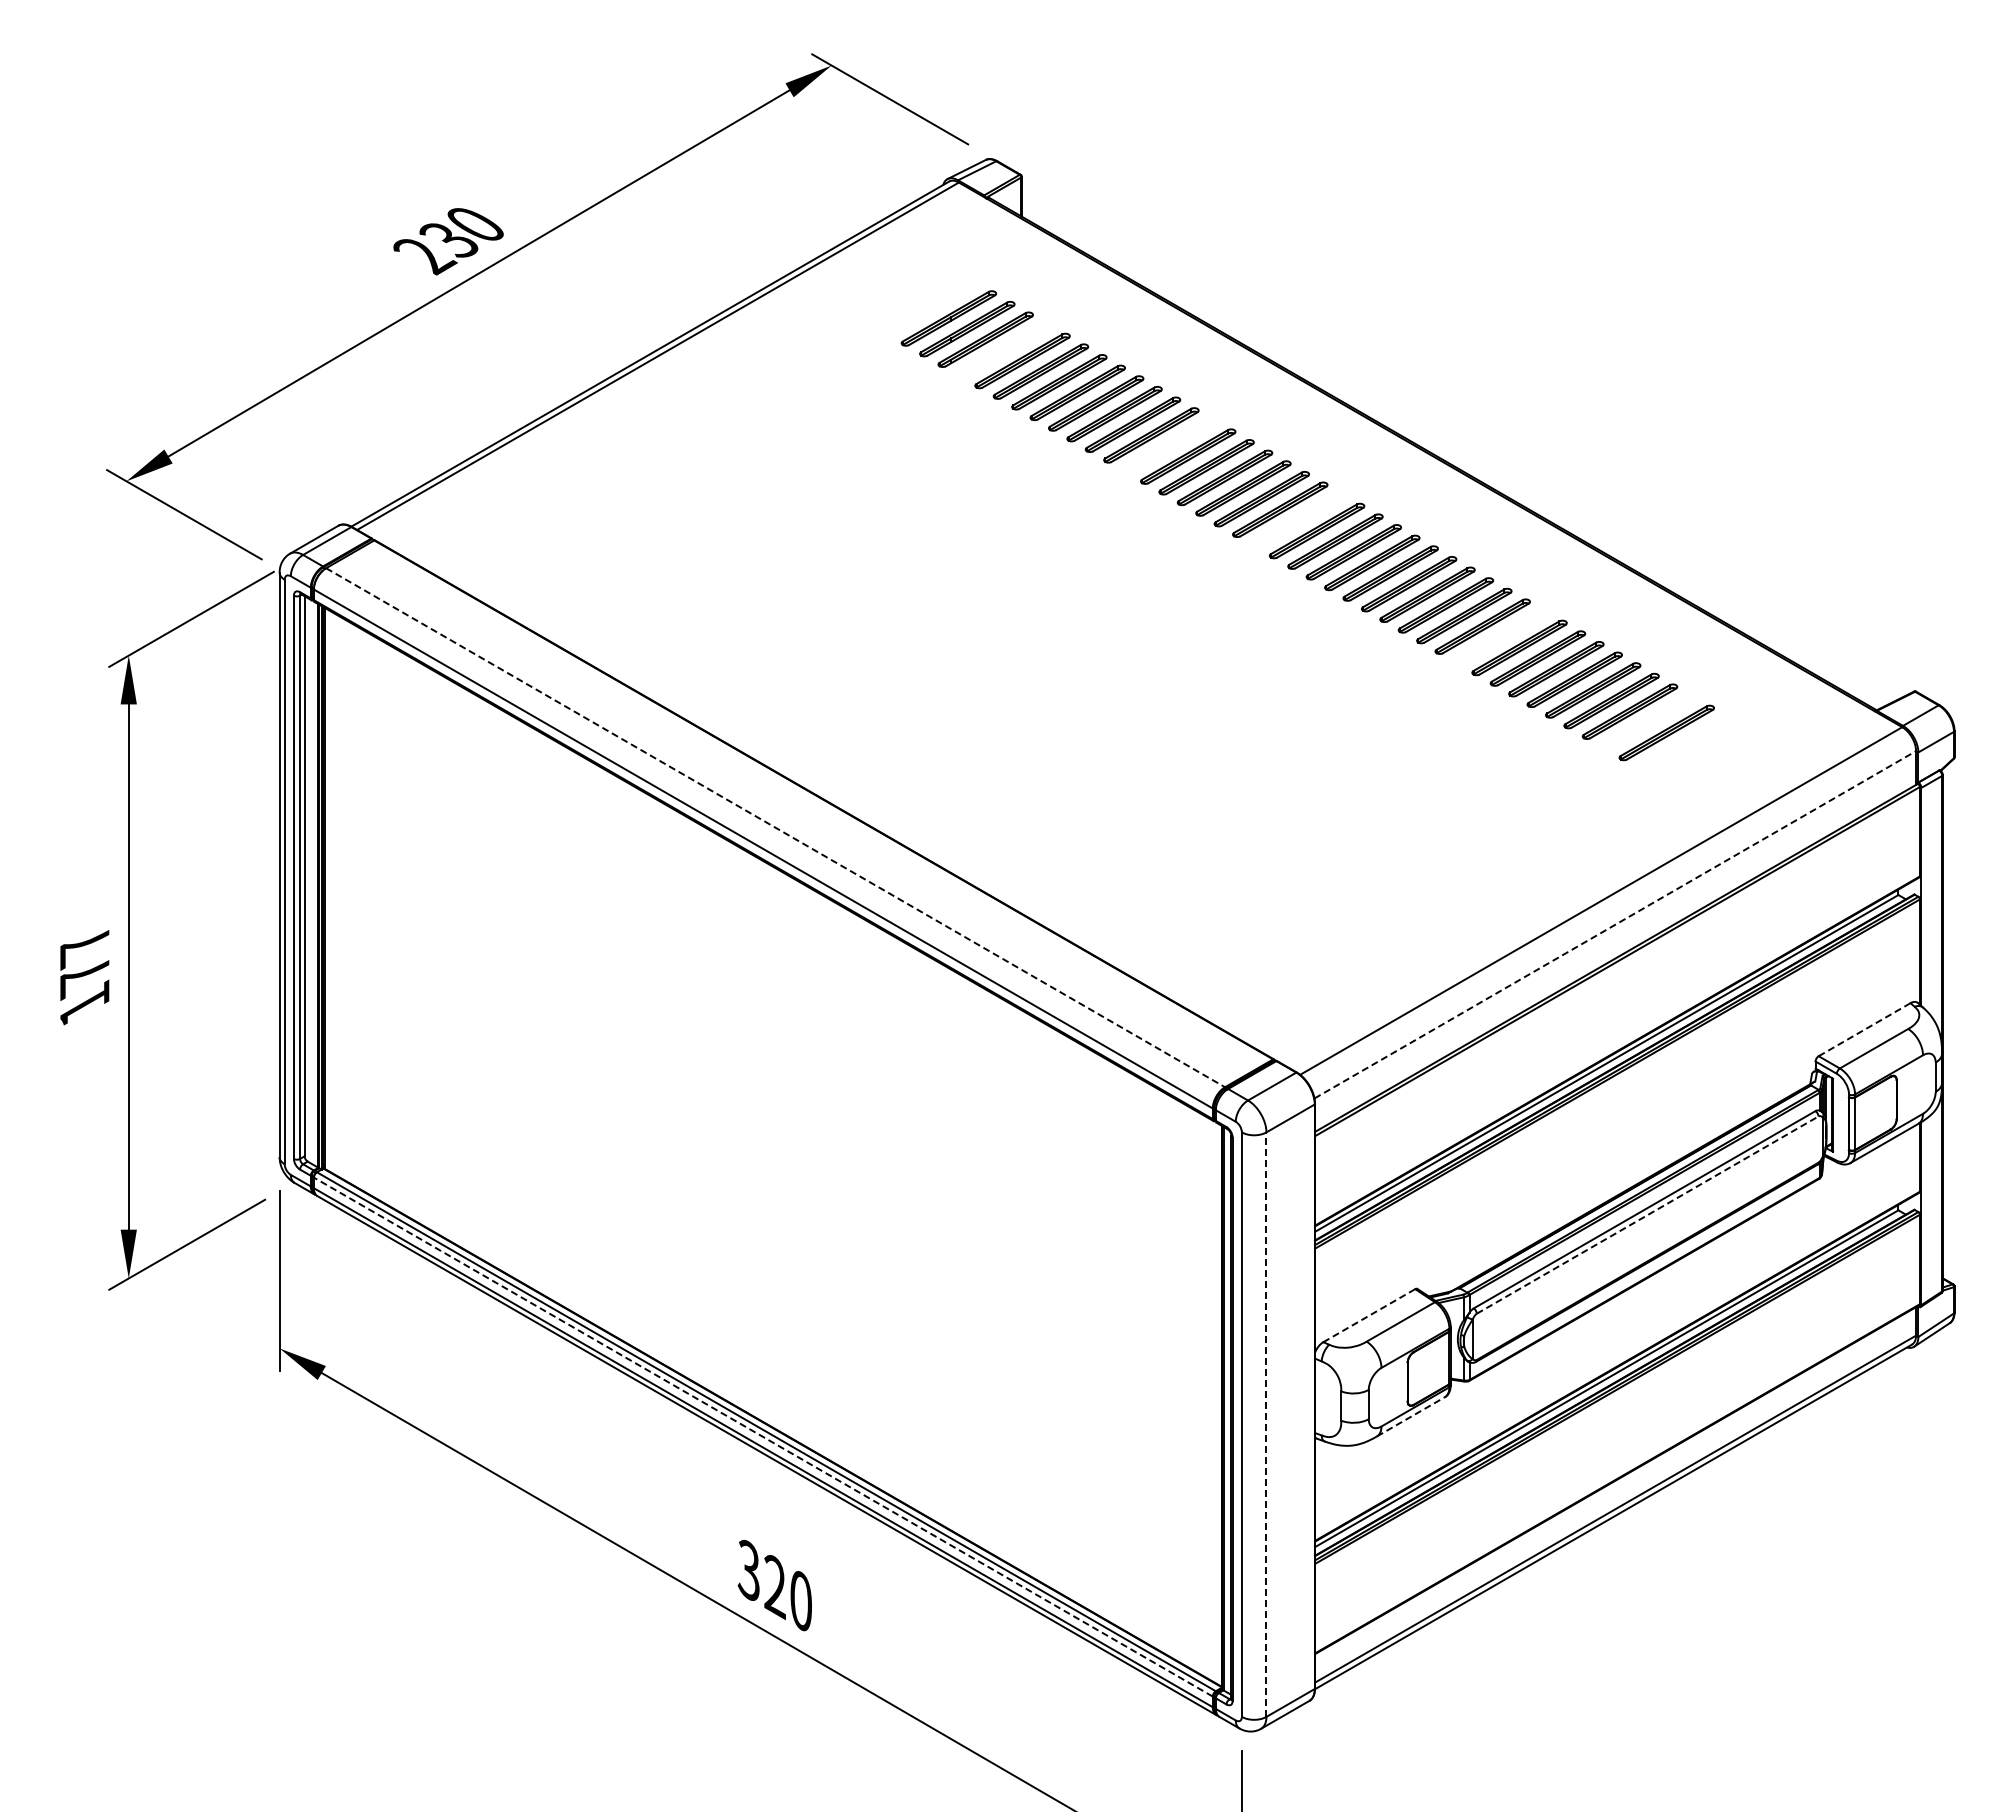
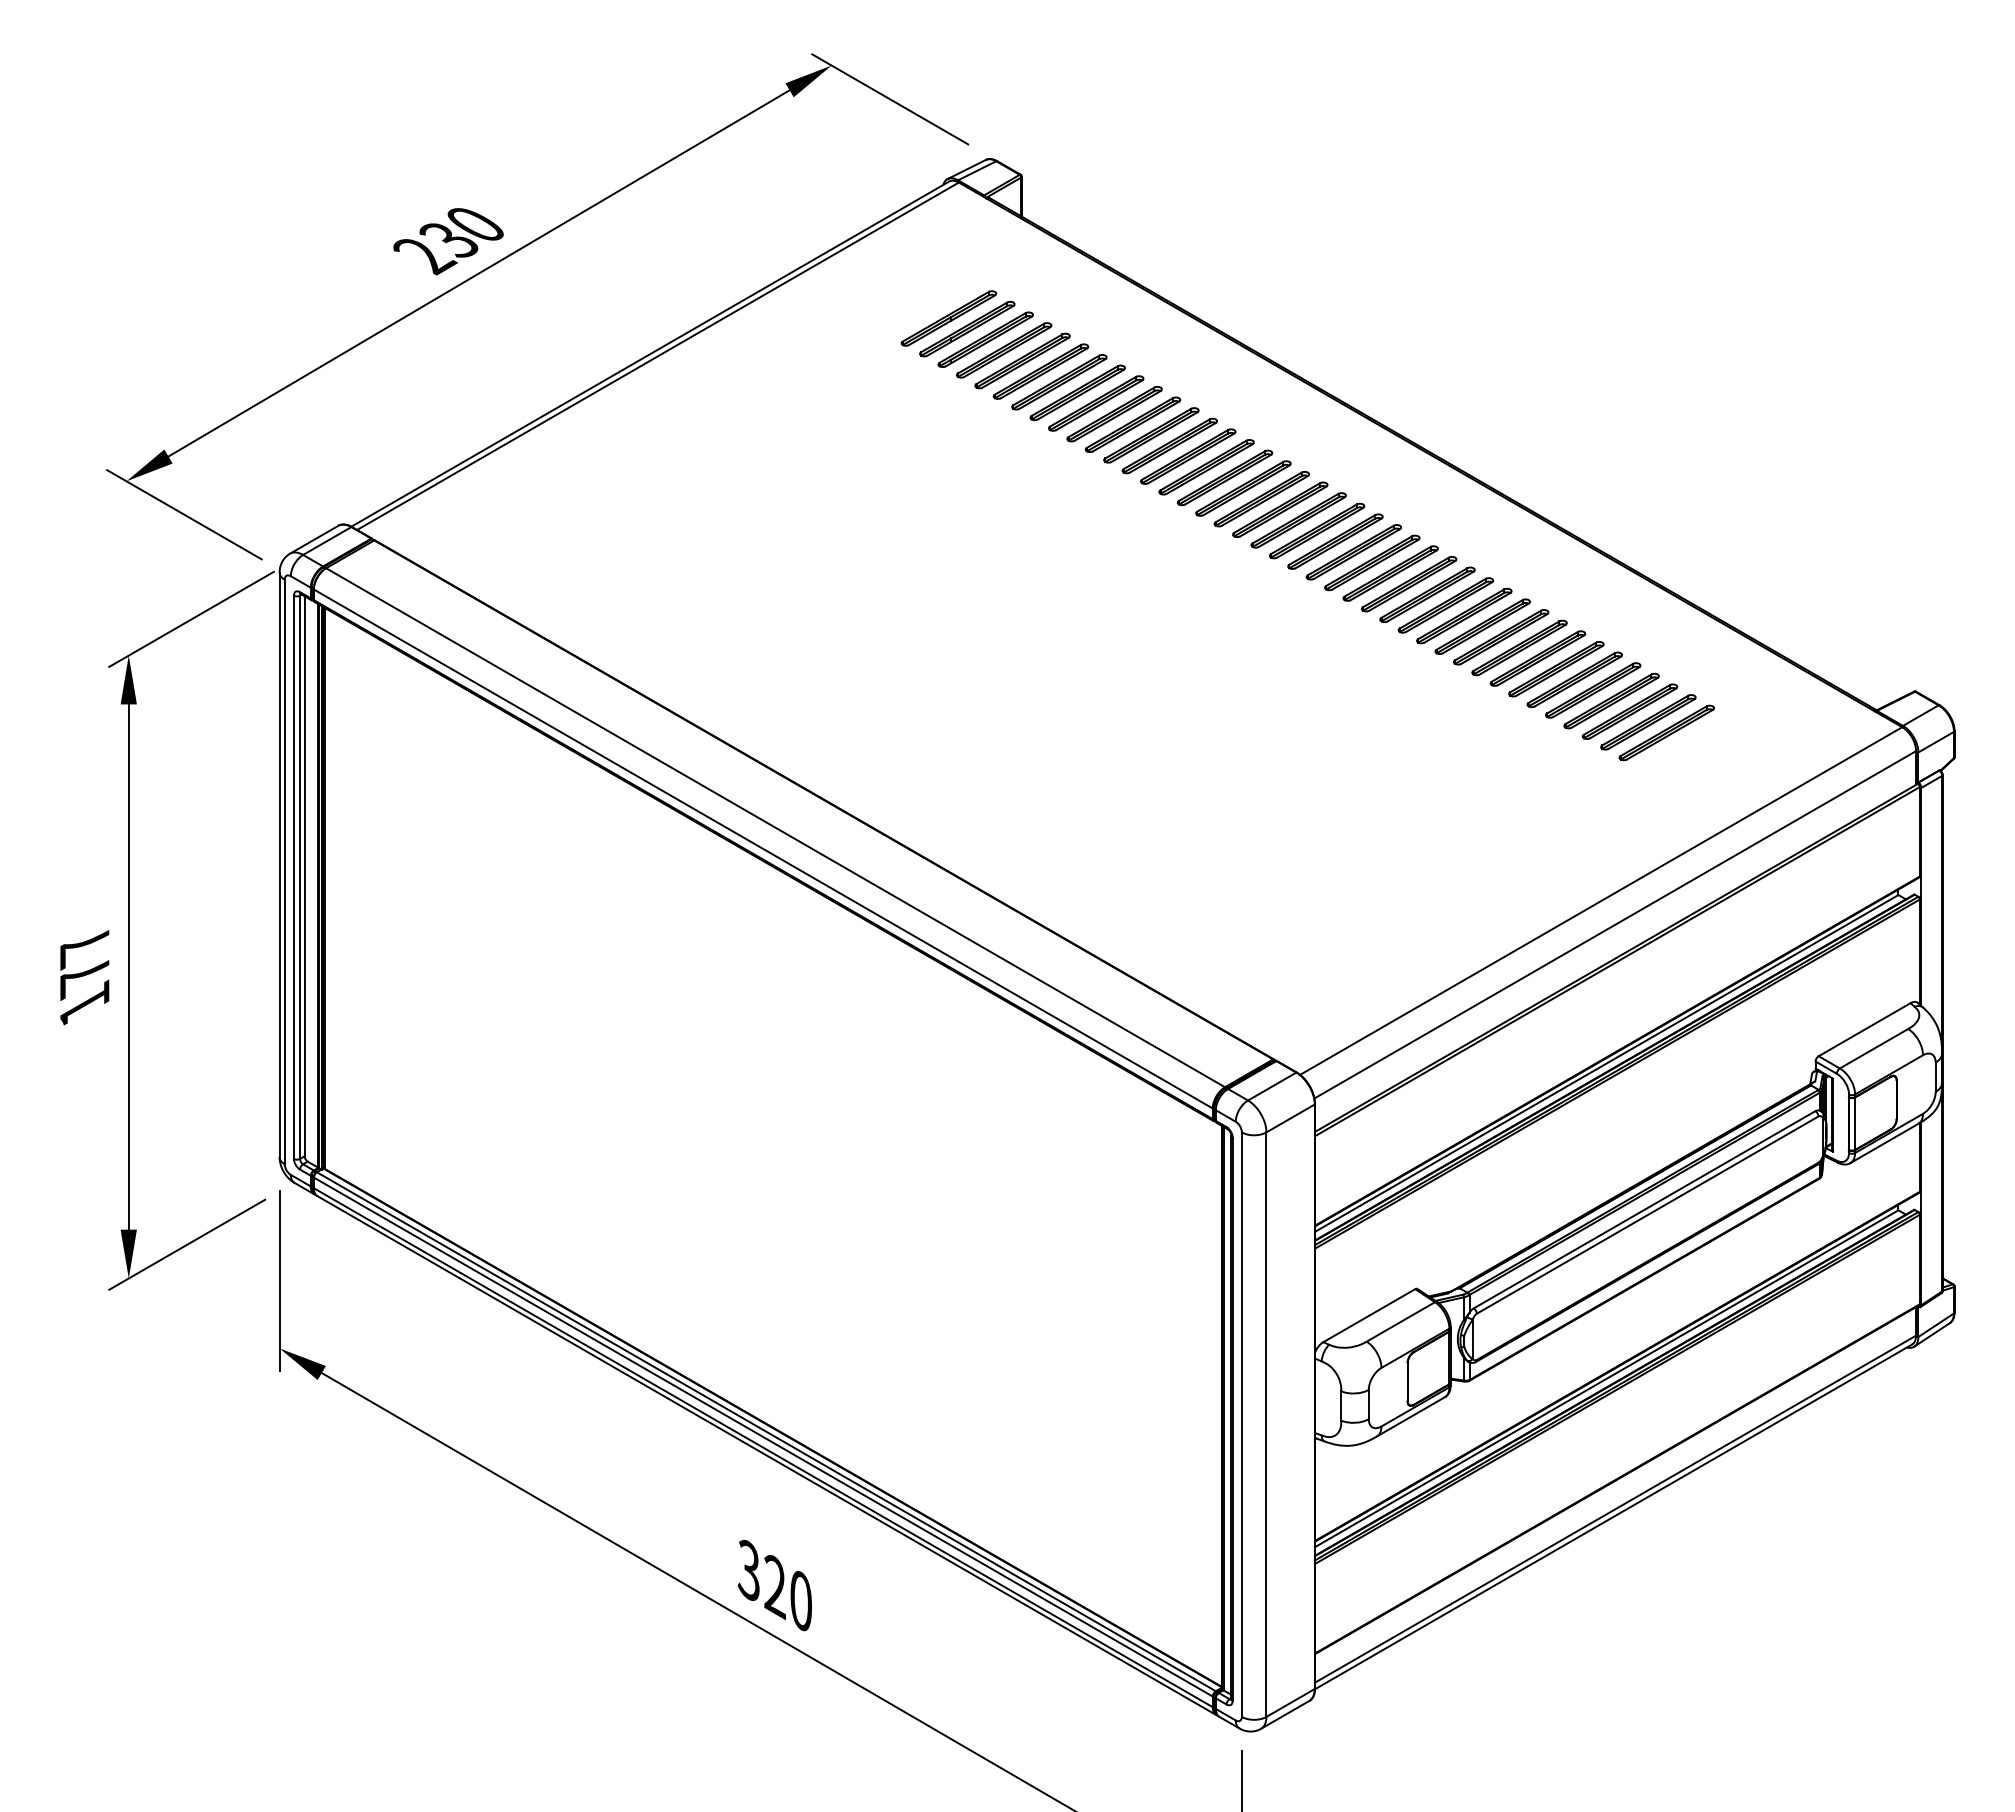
part: none -> present (1004, 350)
part: none -> present (1169, 445)
part: none -> present (1298, 520)
part: none -> present (1501, 637)
part: none -> present (1648, 722)
line: dashed -> solid (775, 827)
line: dashed -> solid (1615, 924)
line: dashed -> solid (1865, 1029)
line: dashed -> solid (1648, 1214)
line: dashed -> solid (1369, 1315)
line: dashed -> solid (1411, 1416)
line: dashed -> solid (1266, 1424)
line: dashed -> solid (763, 1437)
